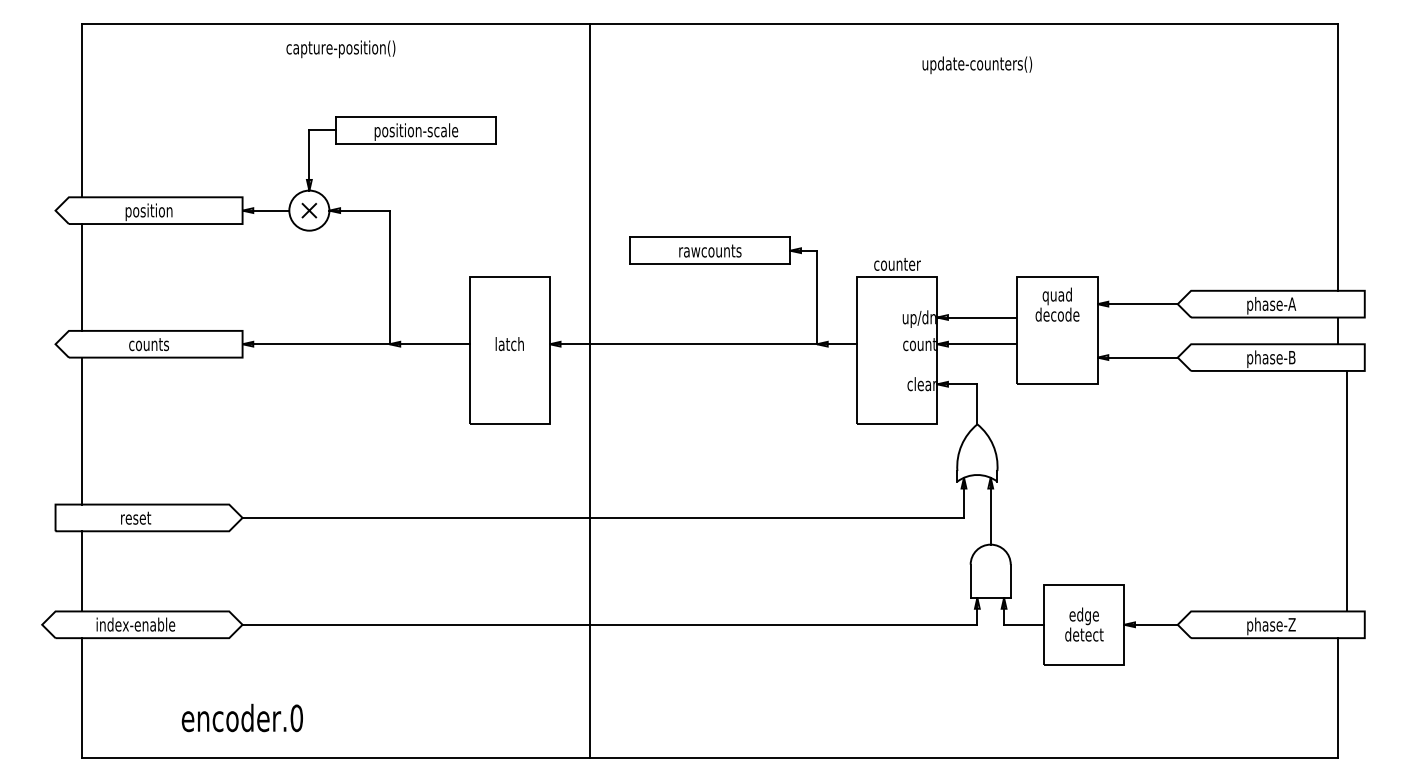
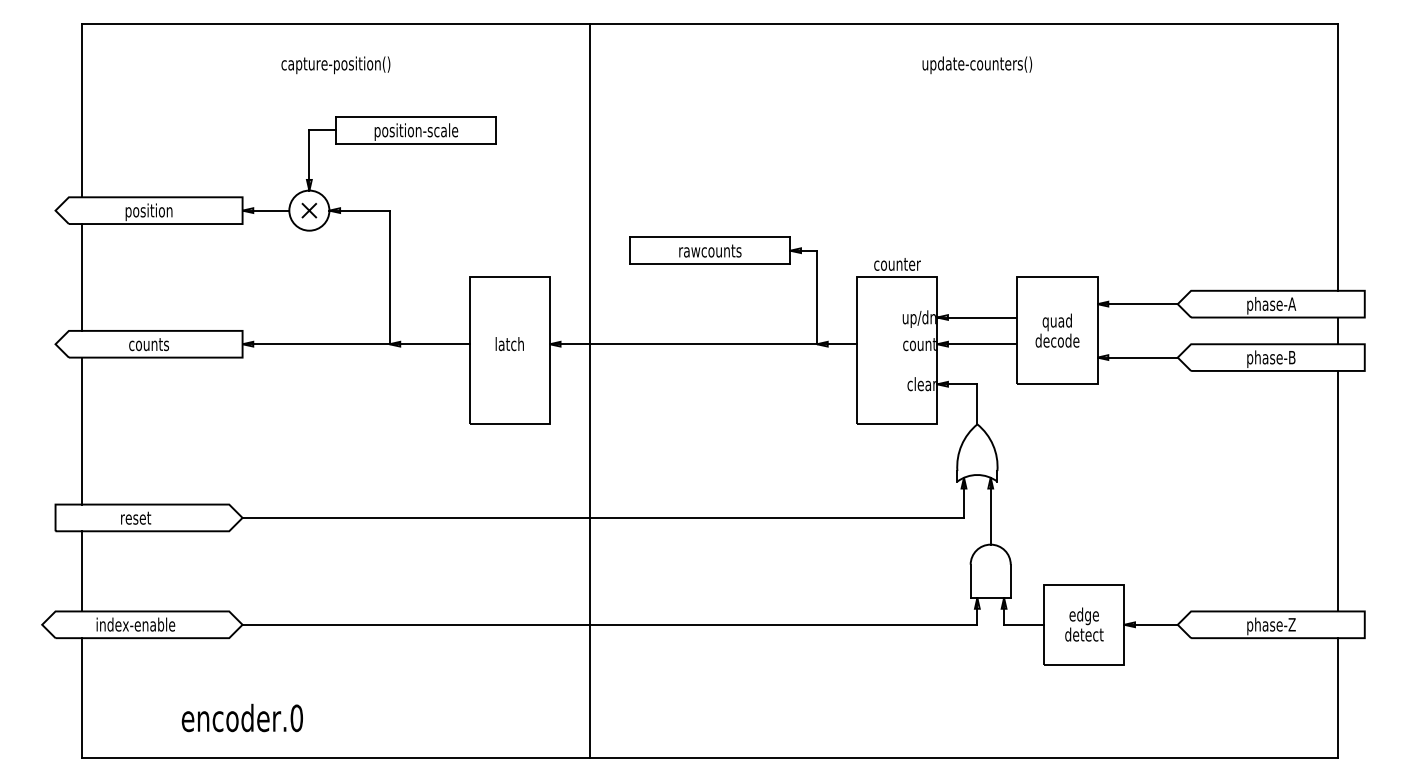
text position: (340, 49) -> (335, 65) (335, 65)
text position: (1057, 304) -> (1057, 330) (1057, 330)
line position: (1347, 490) -> (1338, 490) (1338, 490)
